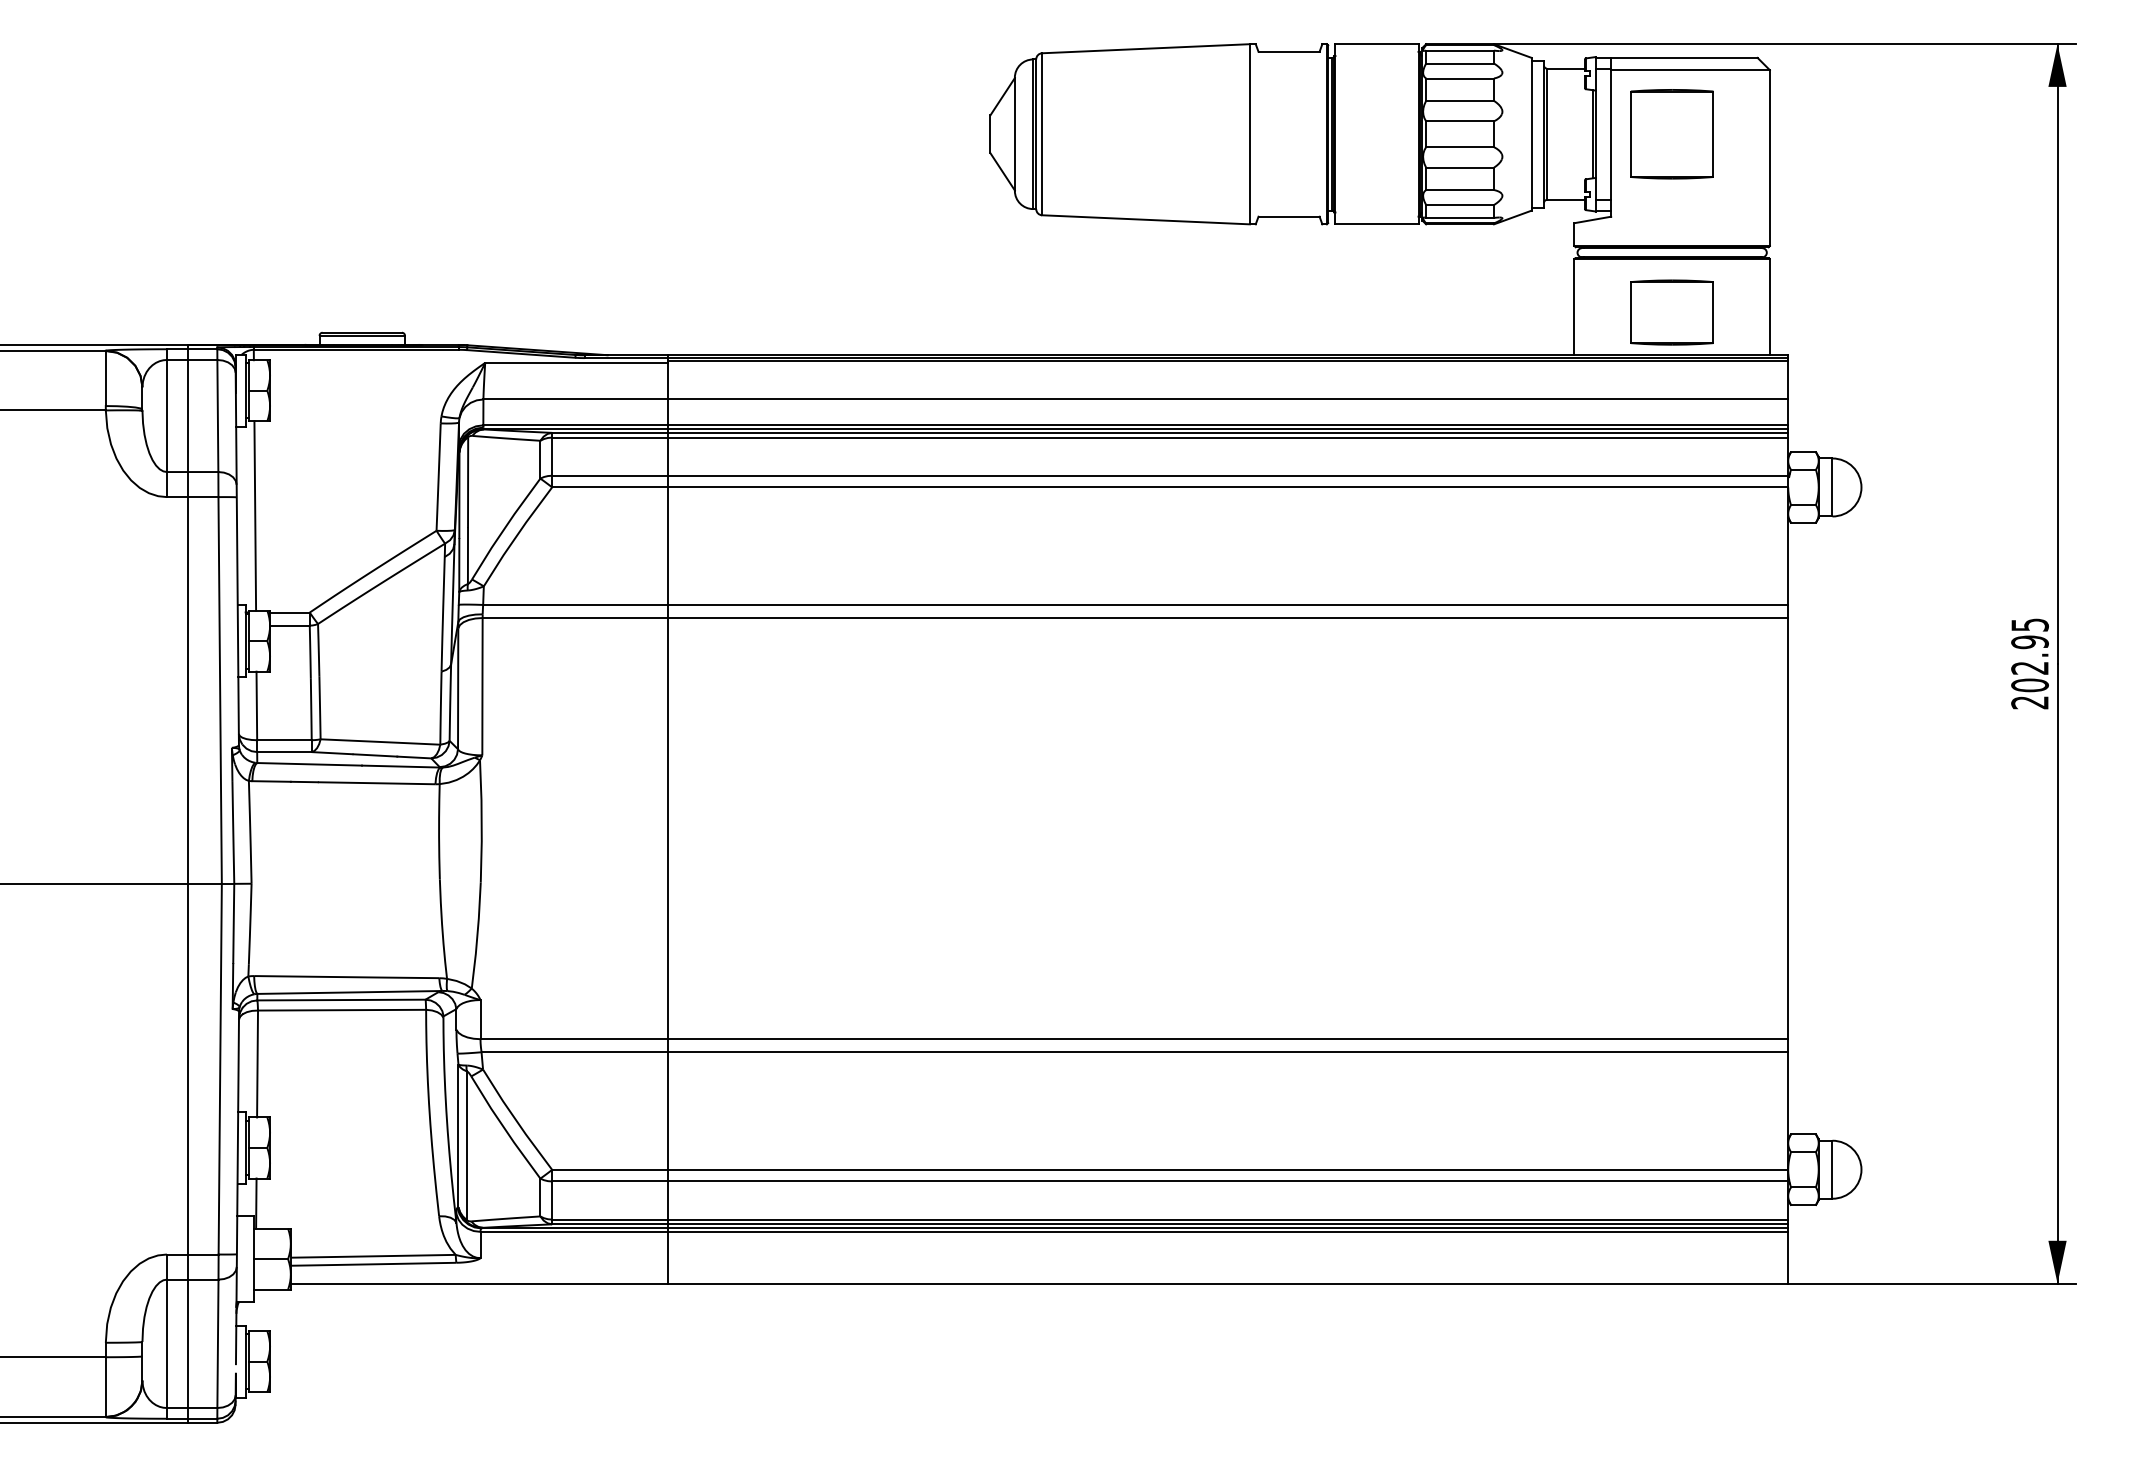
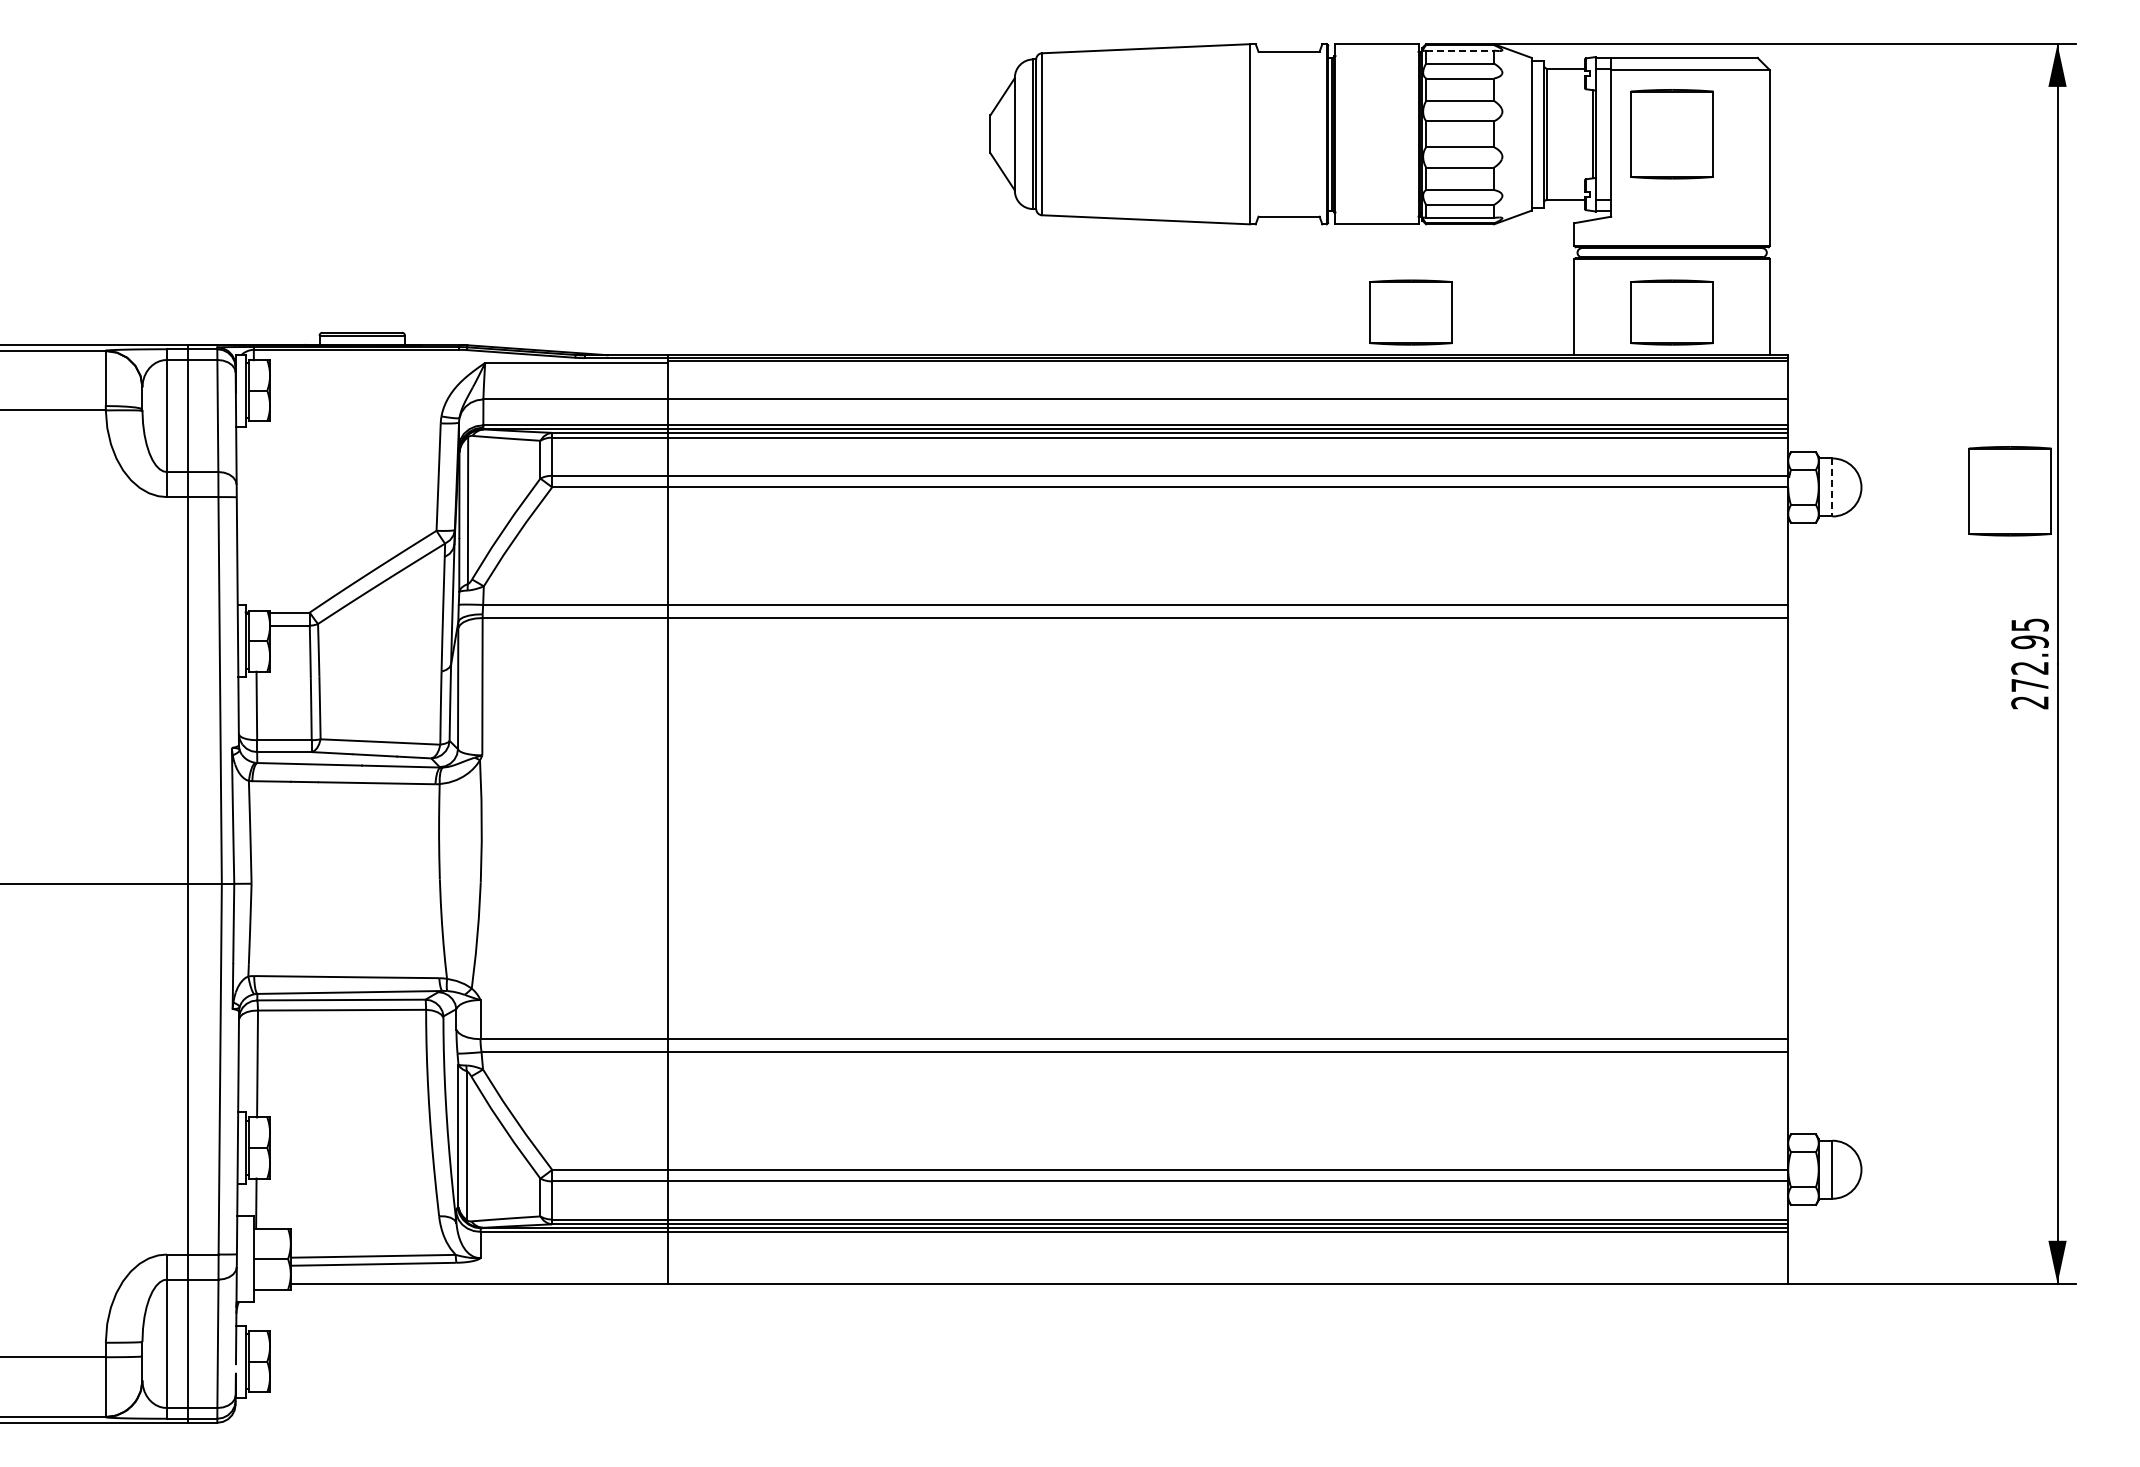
line: solid -> dashed (1460, 50)
part: none -> present (1410, 312)
line: solid -> dashed (1832, 487)
part: none -> present (2009, 491)
line: present -> none (255, 515)
text: 202.95 -> 272.95 (2029, 685)
